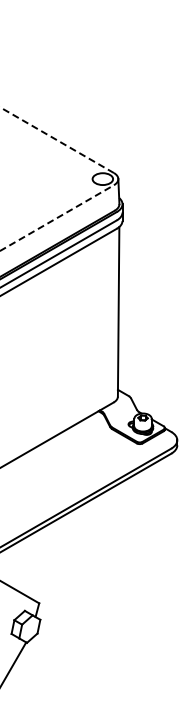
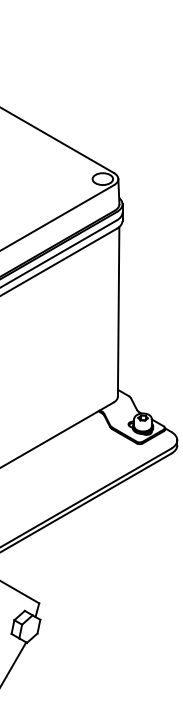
line: dashed -> solid (56, 140)
line: dashed -> solid (57, 217)
